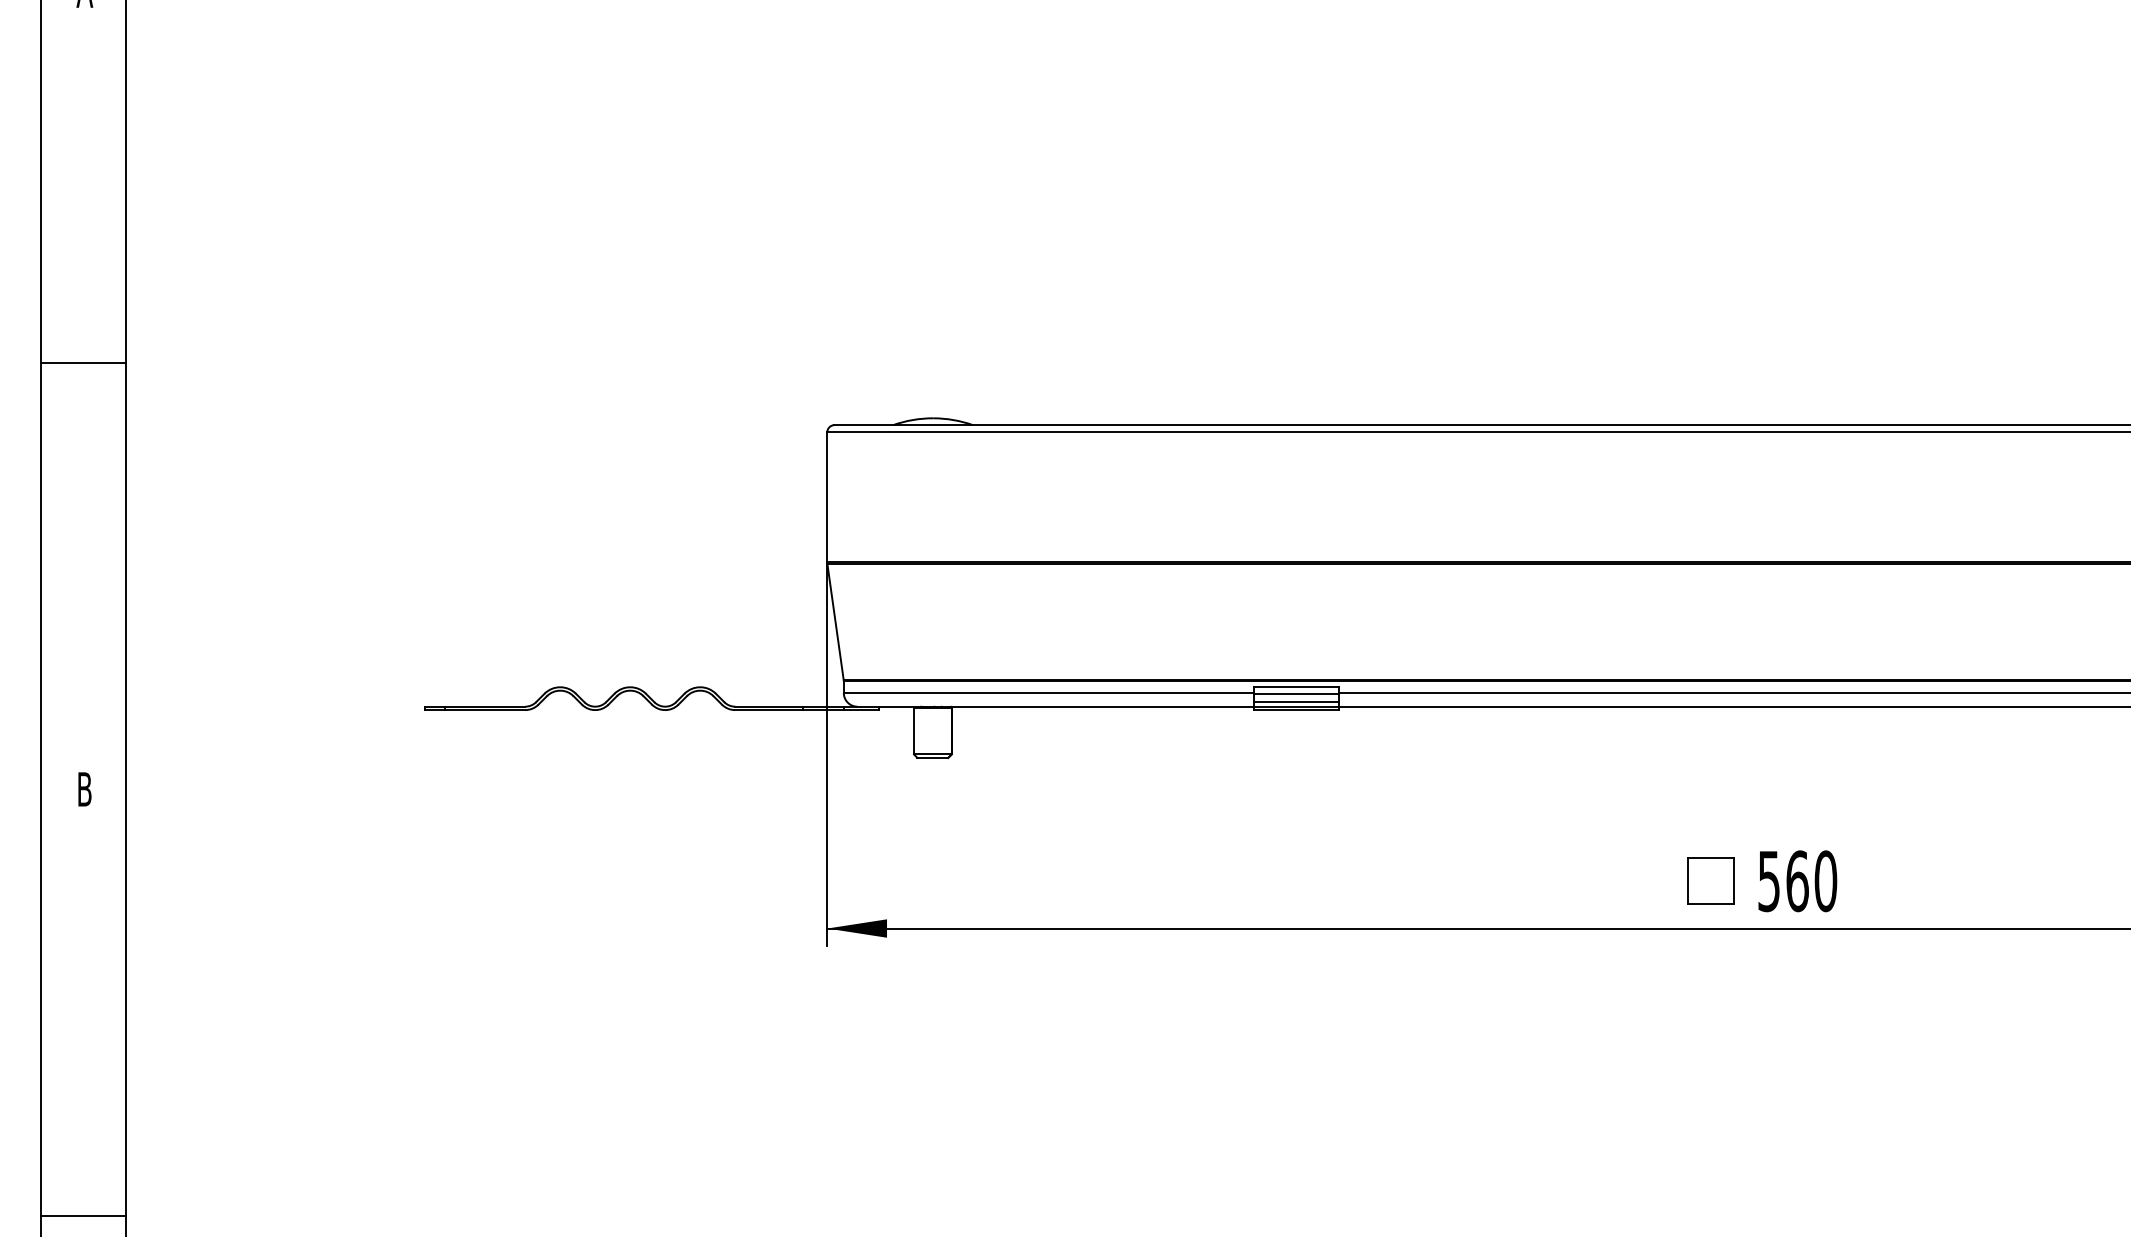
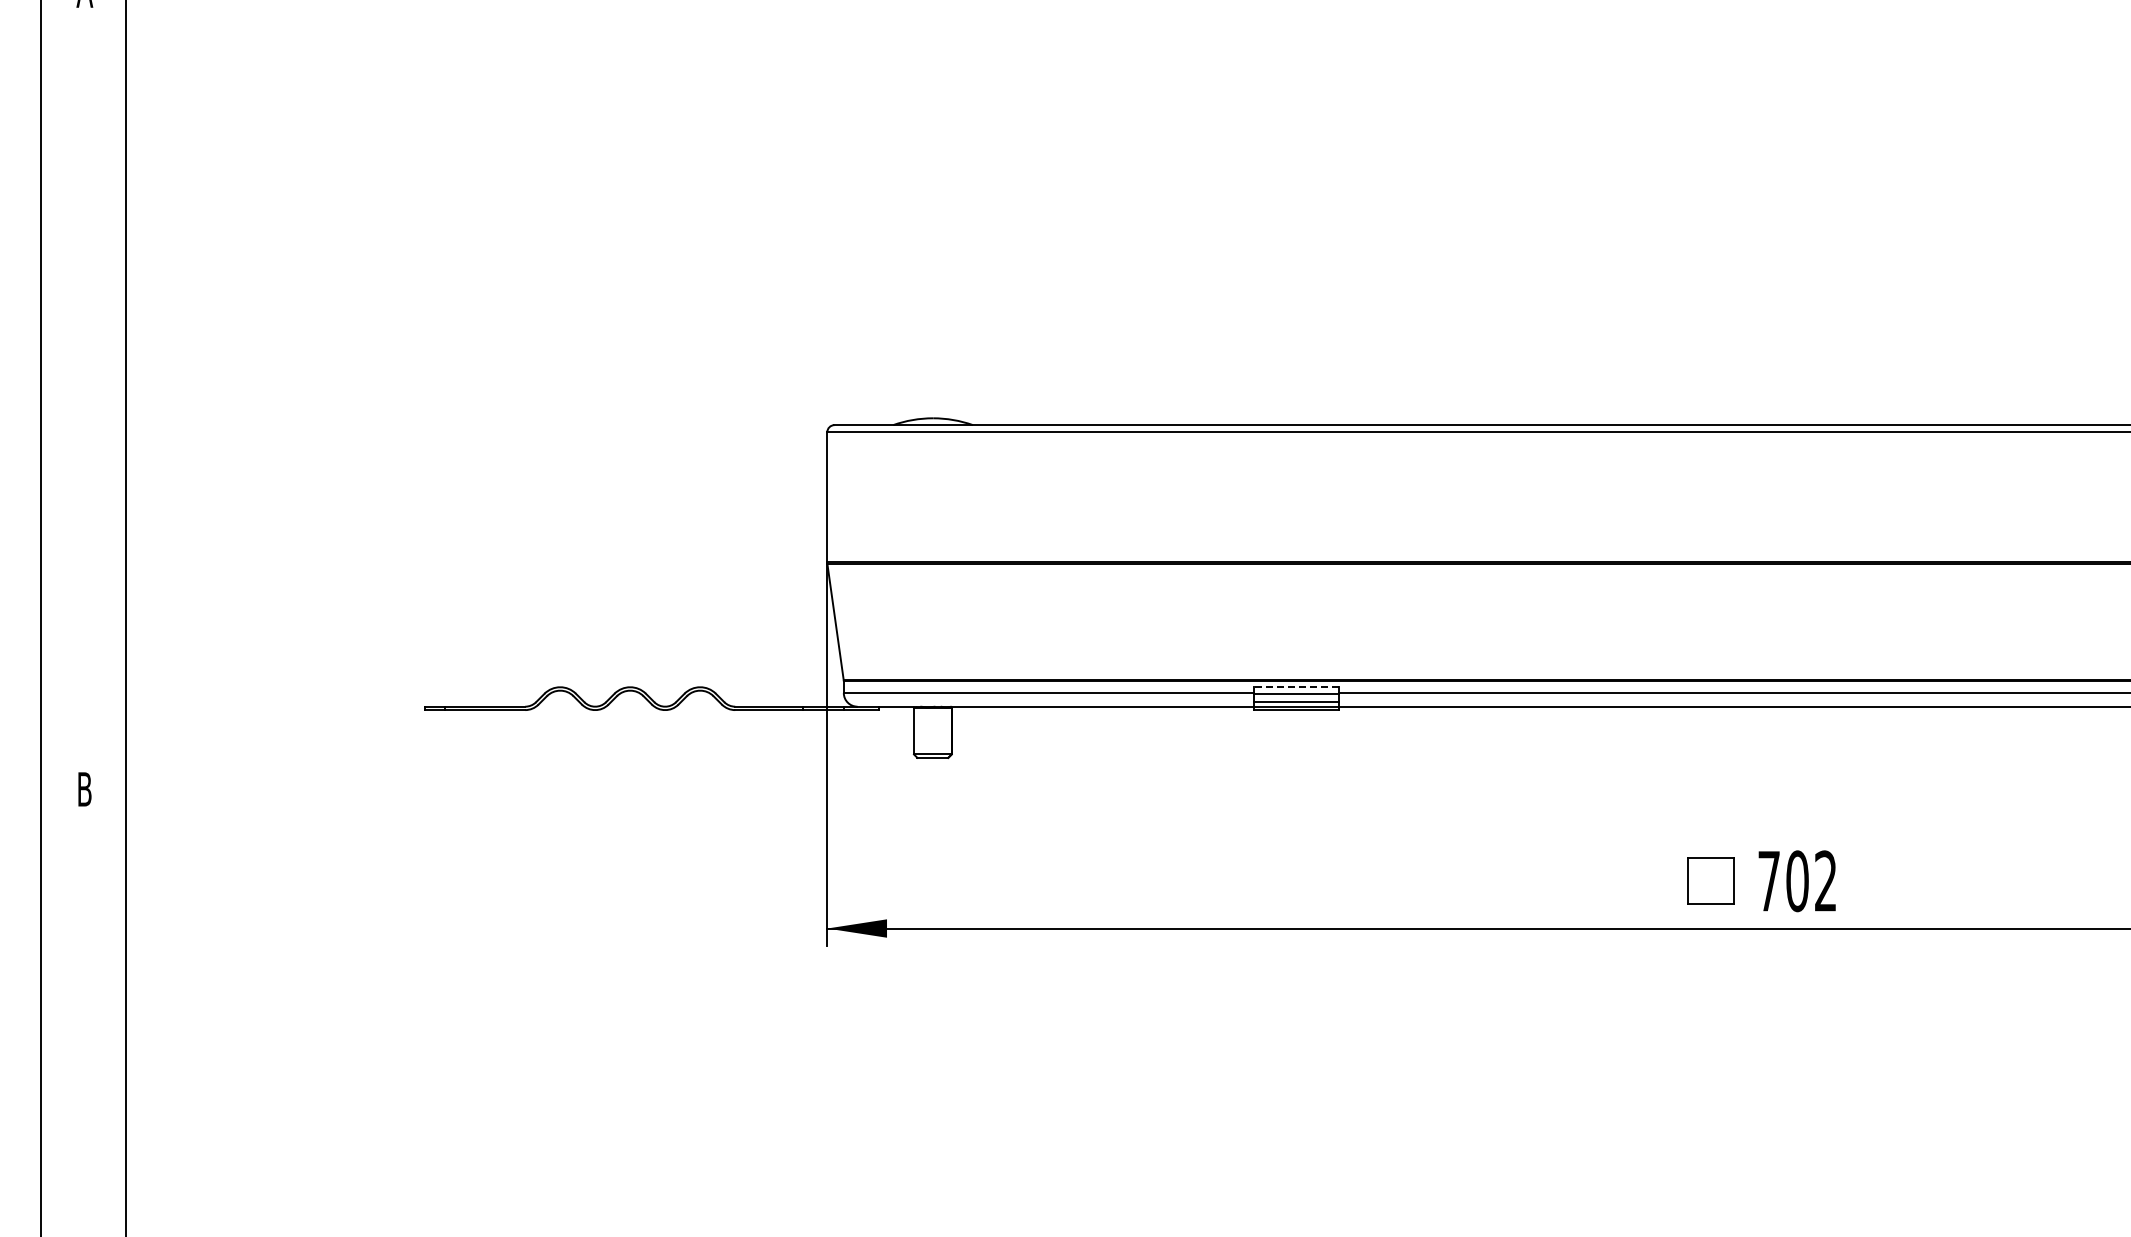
line: present -> none (83, 362)
line: solid -> dashed (1296, 687)
text: 560 -> 702 (1797, 881)
line: present -> none (83, 1215)
